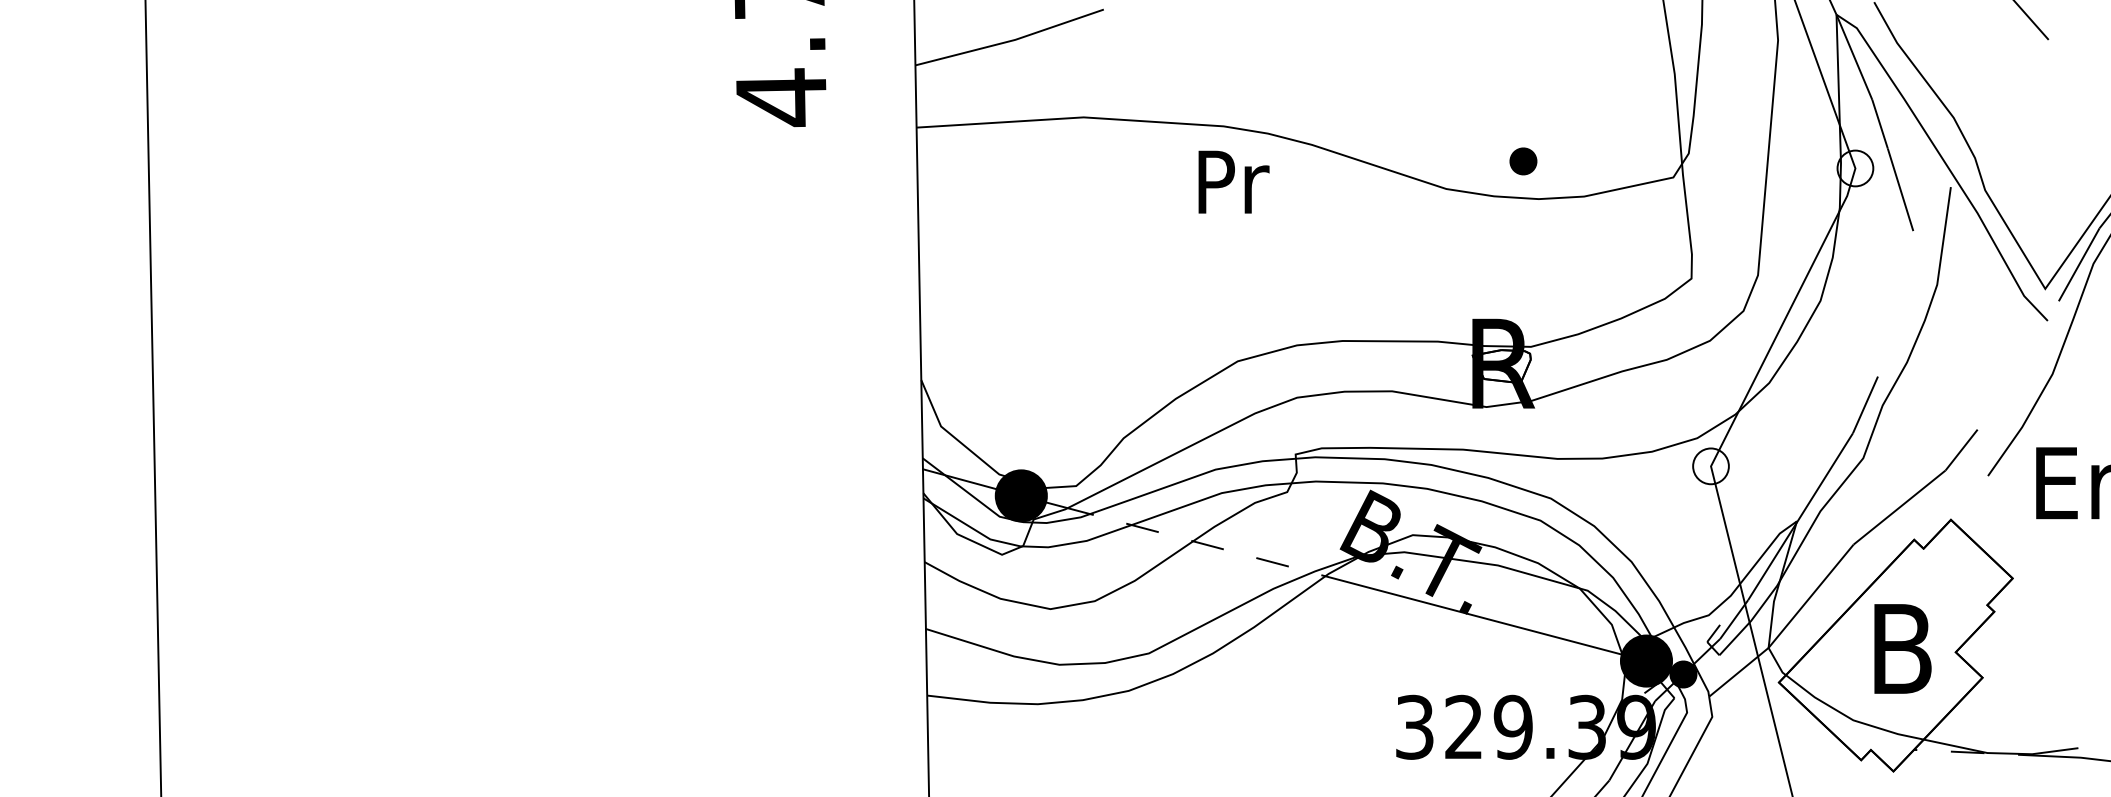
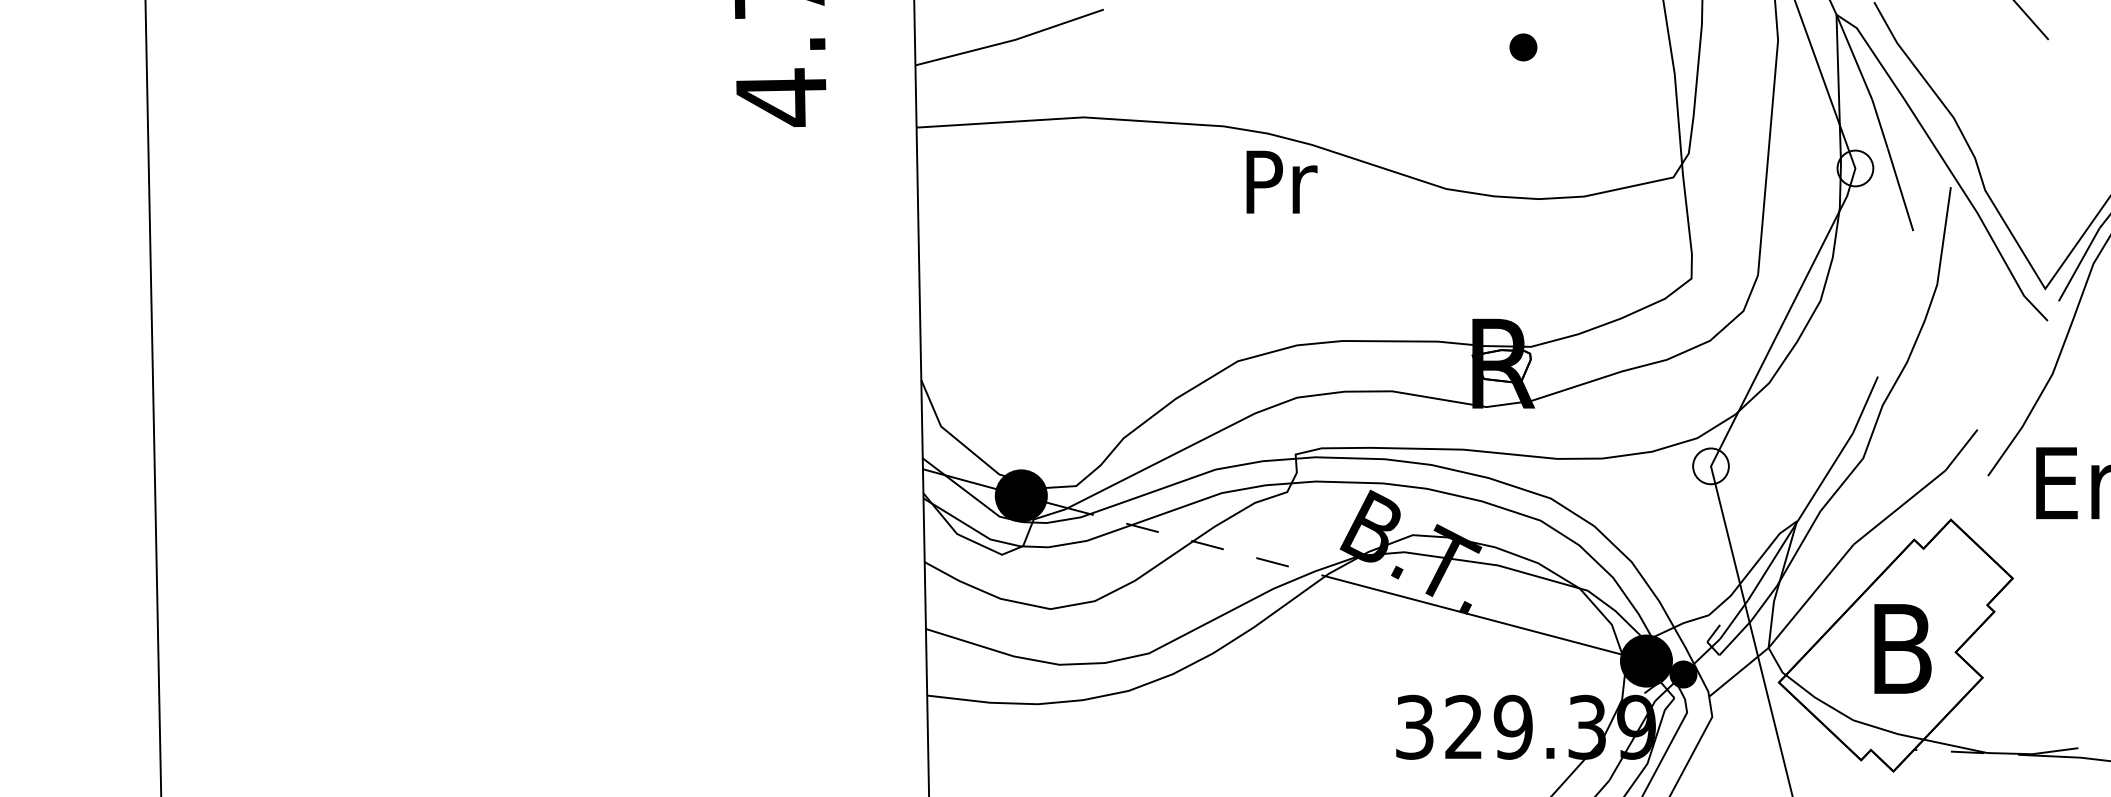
part position: (1523, 161) -> (1523, 47) (1523, 47)
text position: (1233, 181) -> (1281, 181) (1281, 181)
